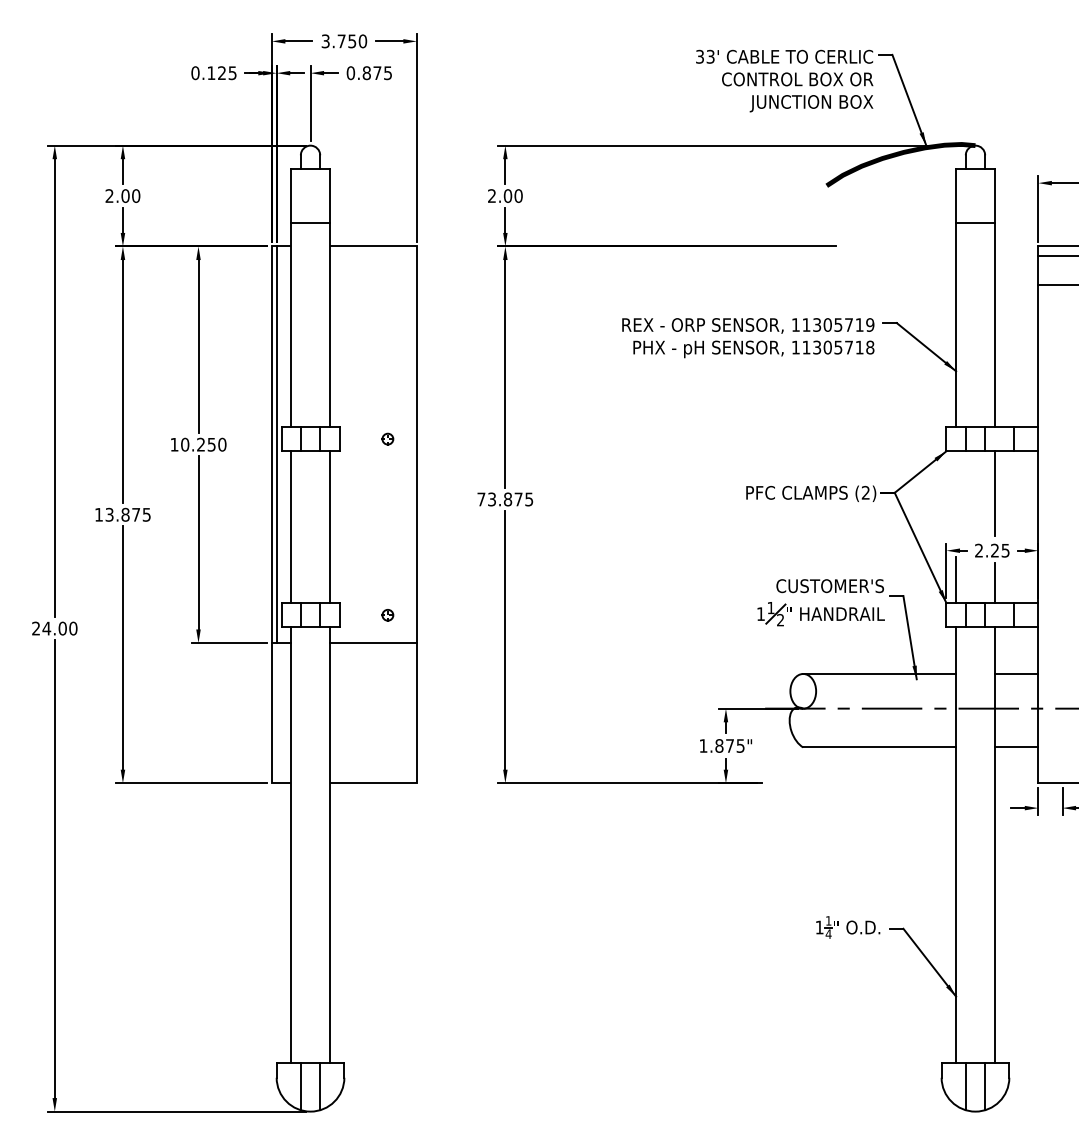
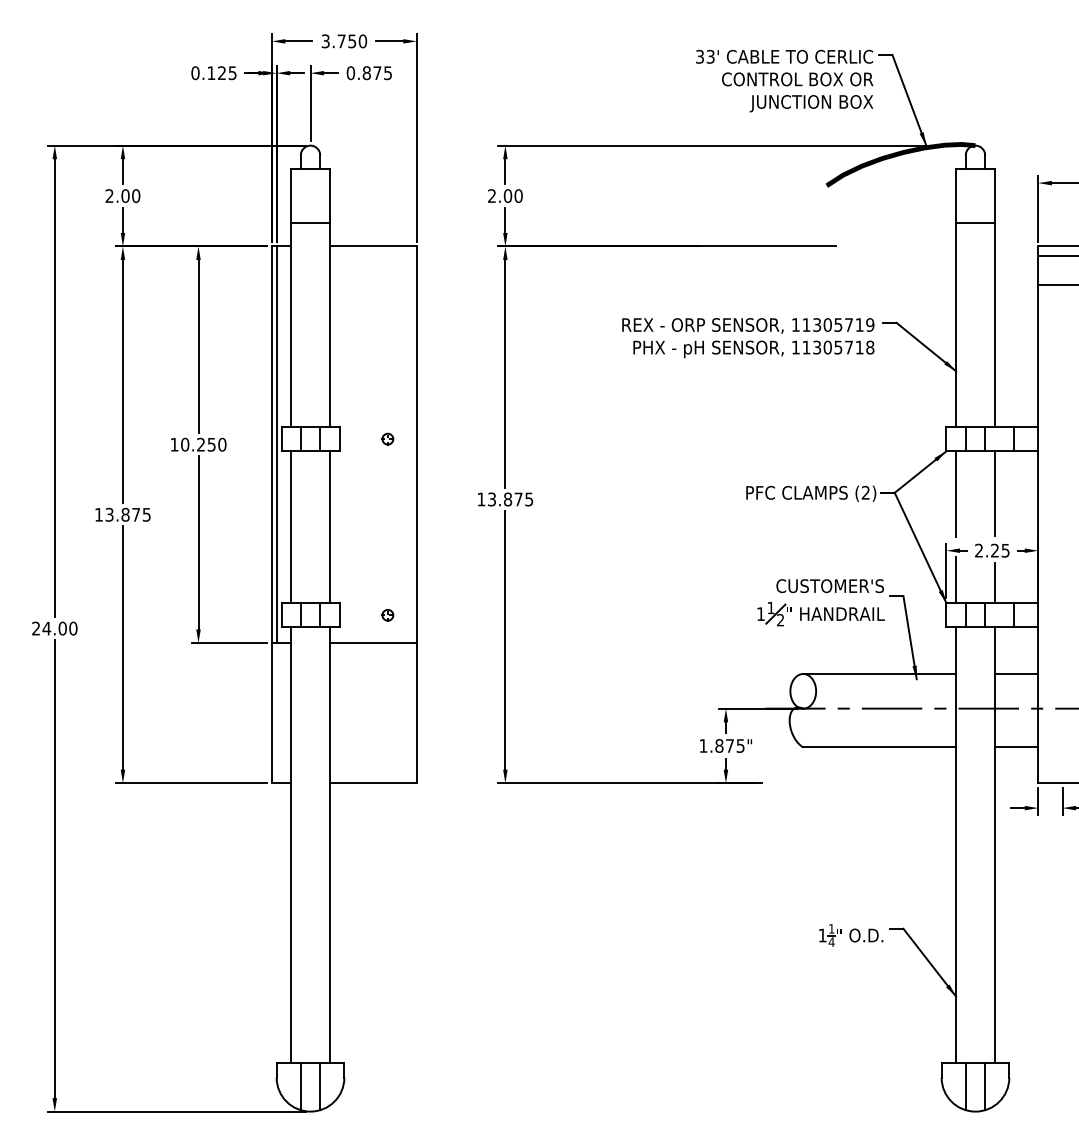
line: none -> present (956, 494)
text: 73.875 -> 13.875 (481, 499)
part position: (848, 927) -> (851, 935) (851, 935)
